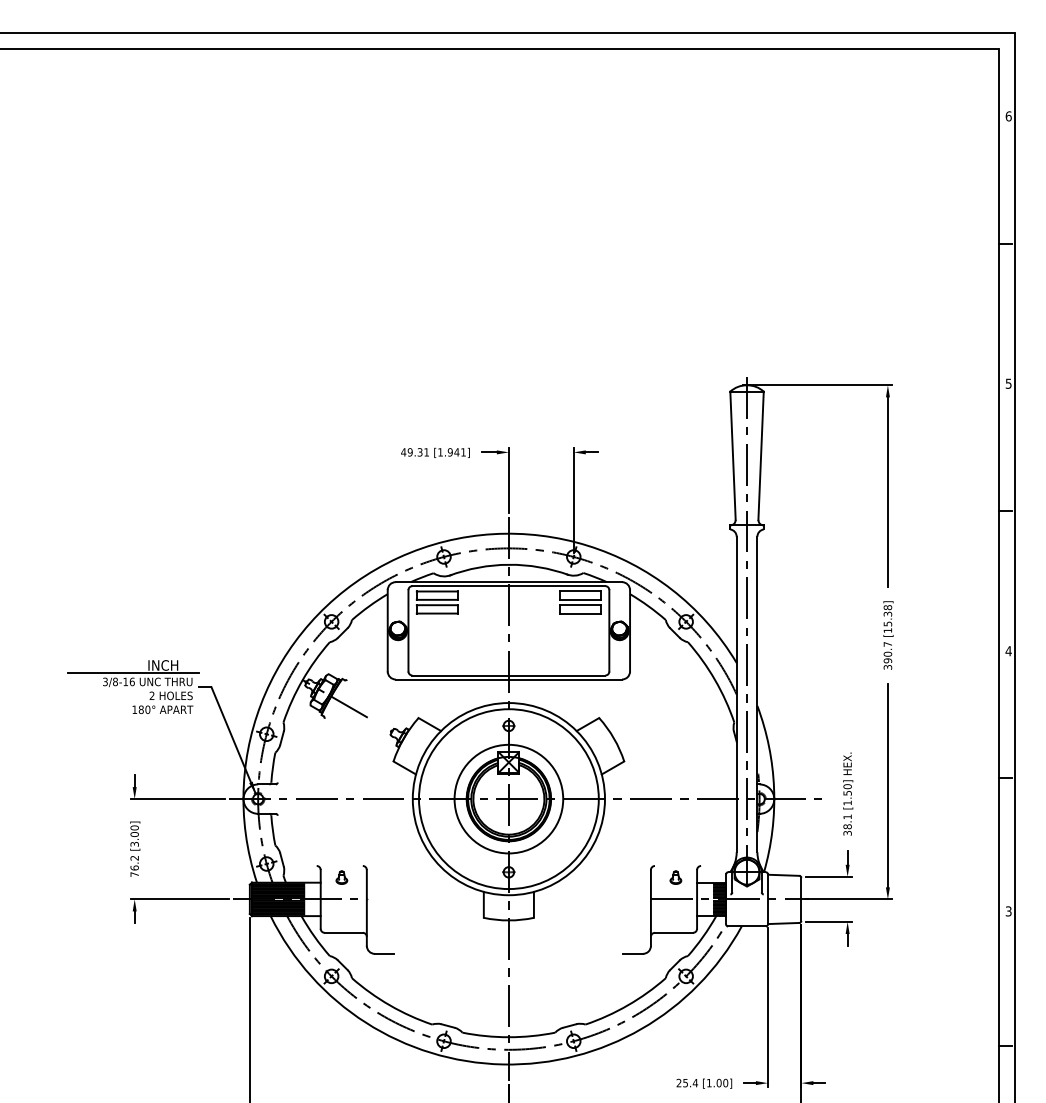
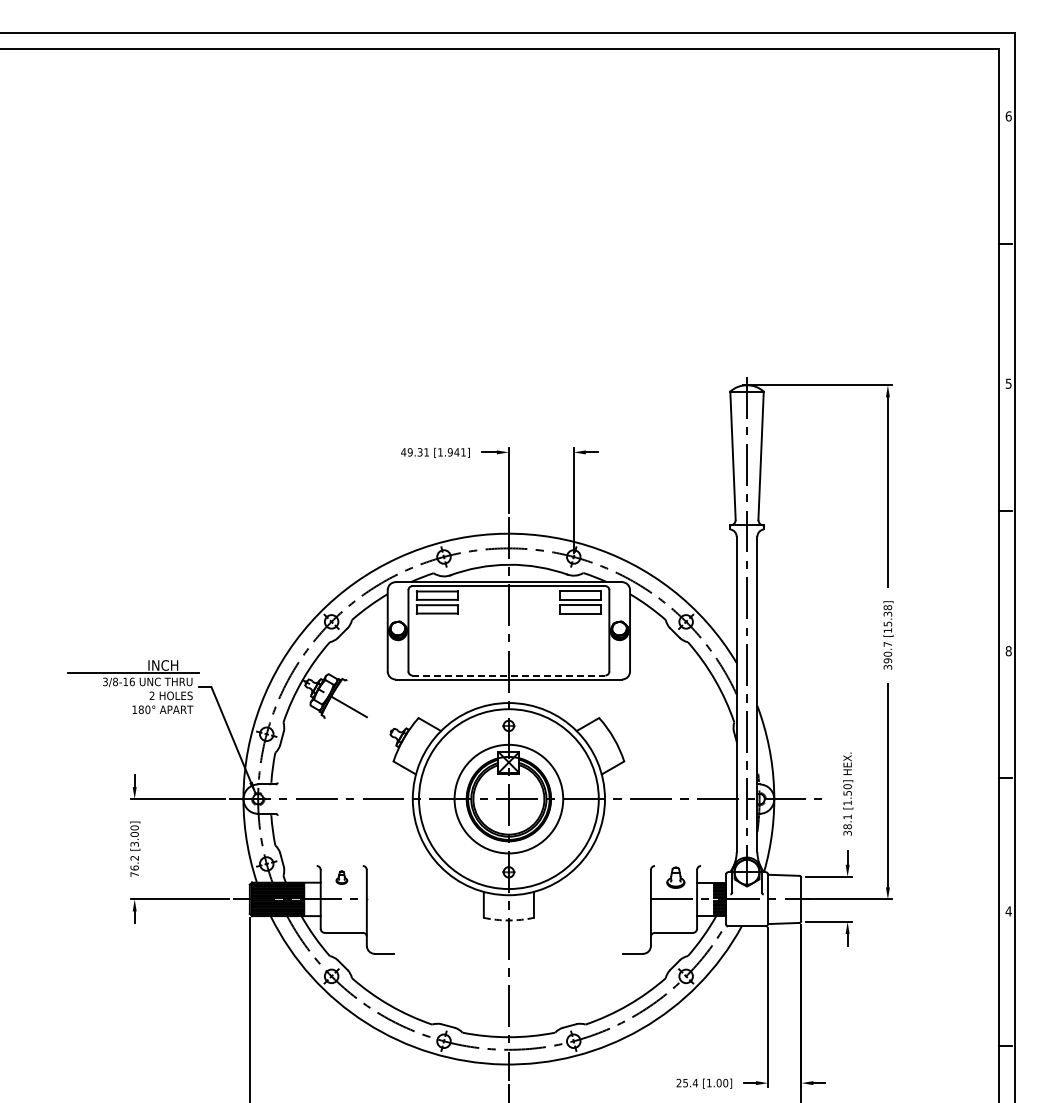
text: 4 -> 8 (1008, 651)
line: solid -> dashed (509, 675)
part size: 14x15 px -> 20x23 px (675, 877)
text: 3 -> 4 (1008, 911)
arc: solid -> dashed (508, 920)
